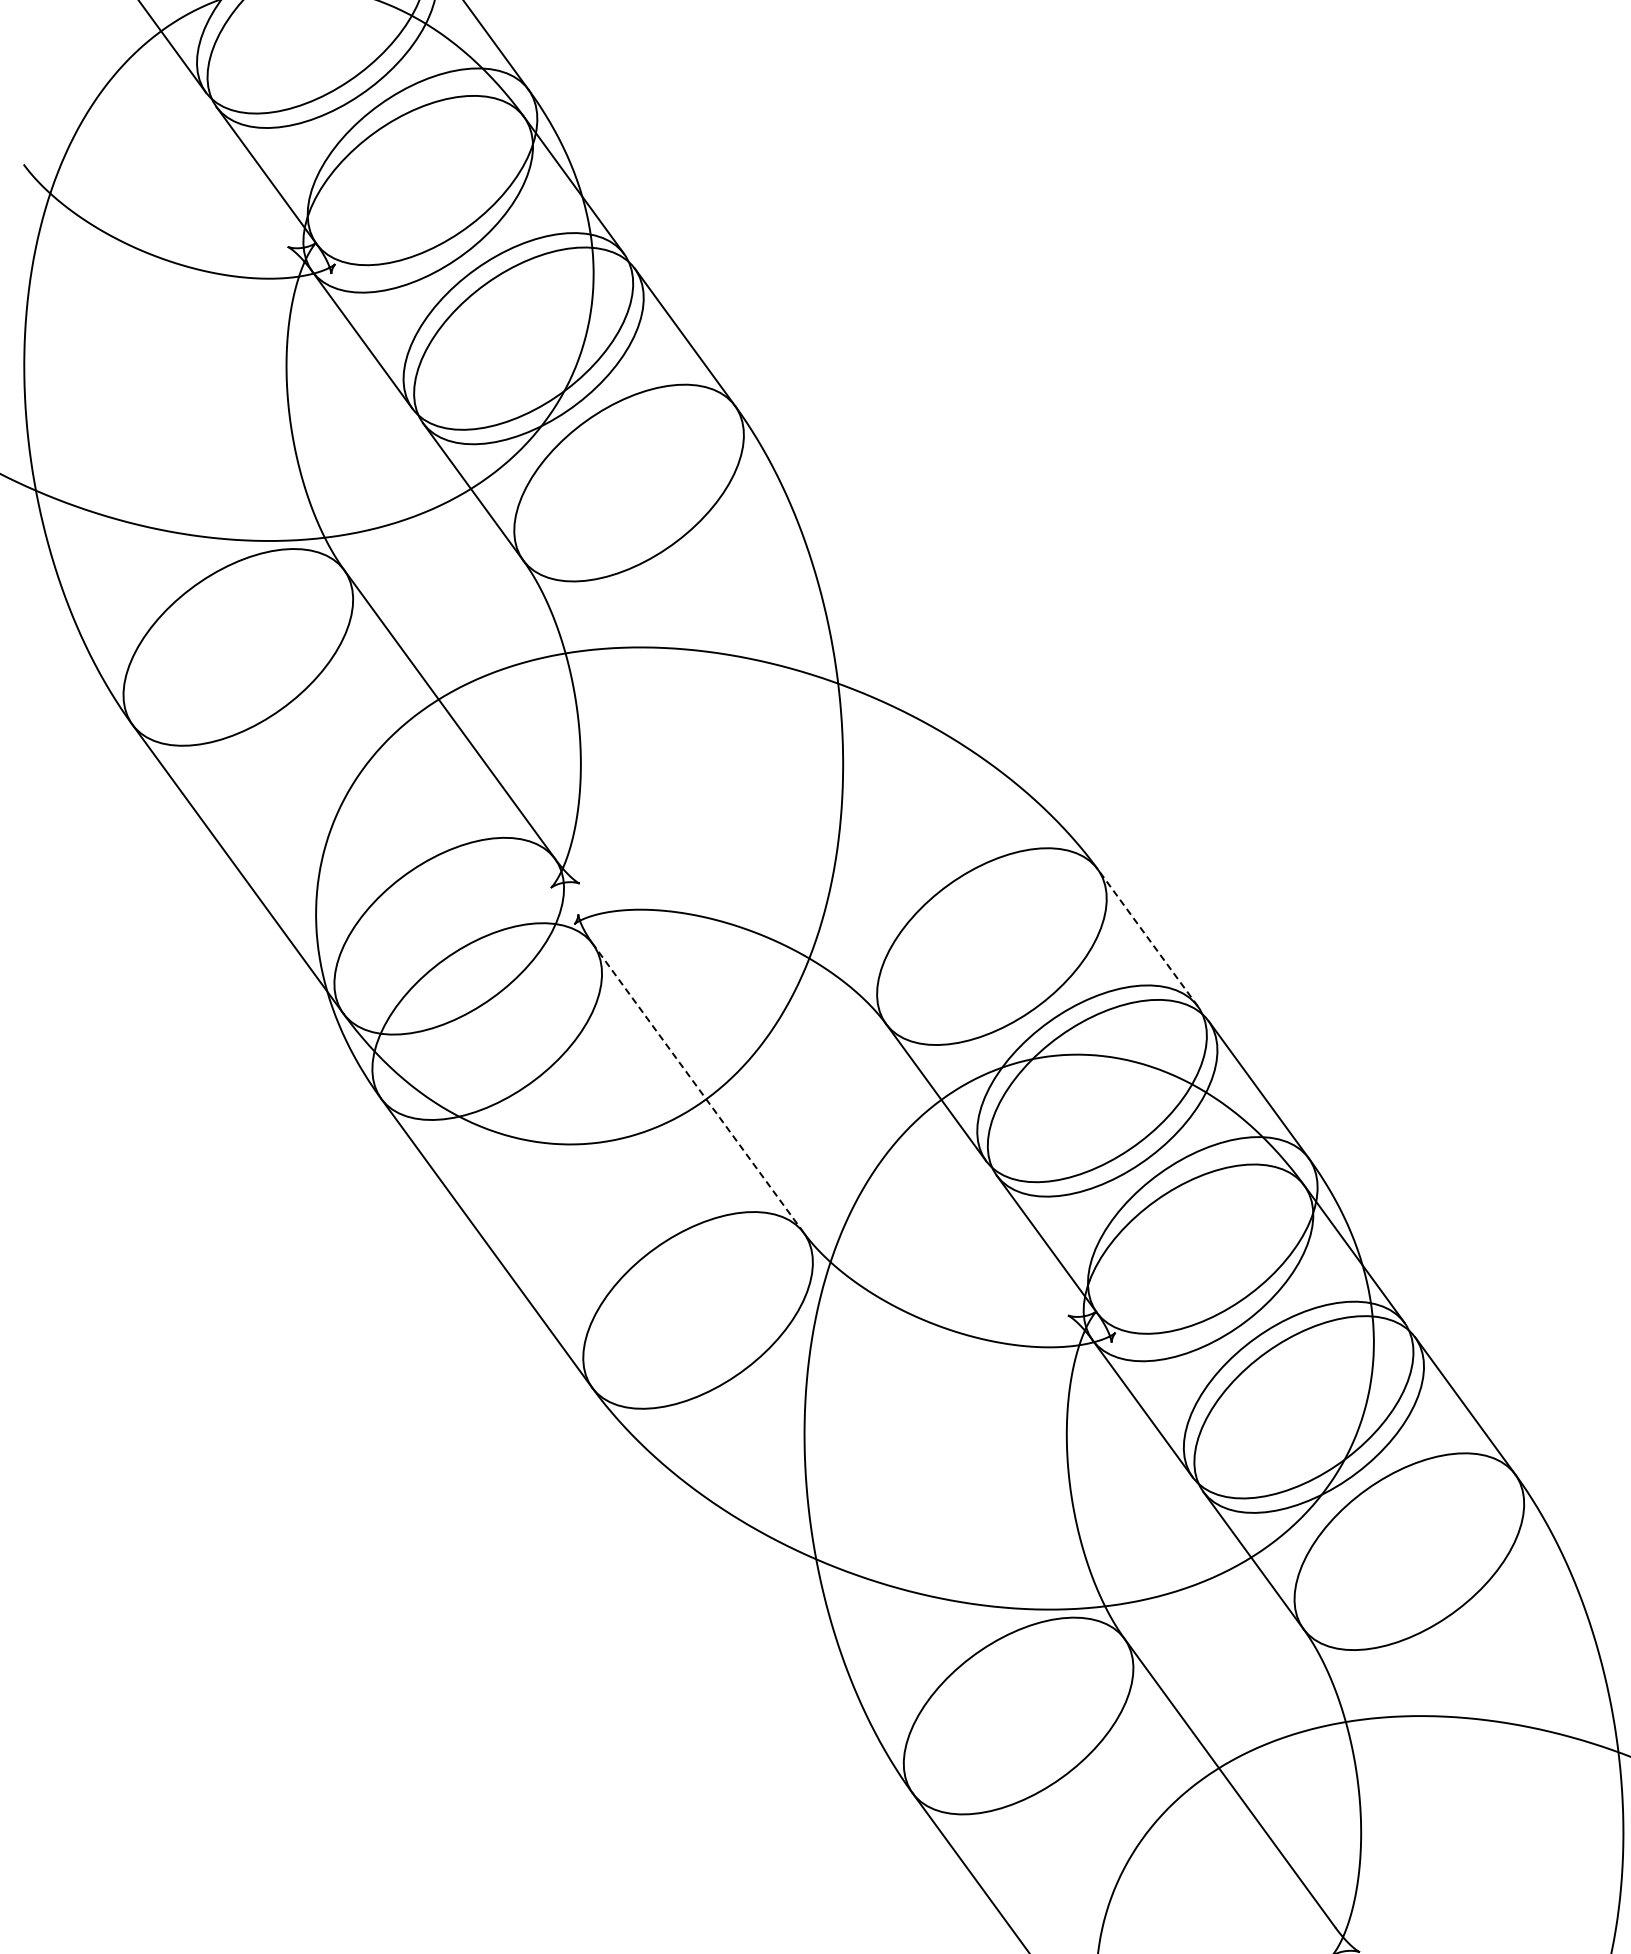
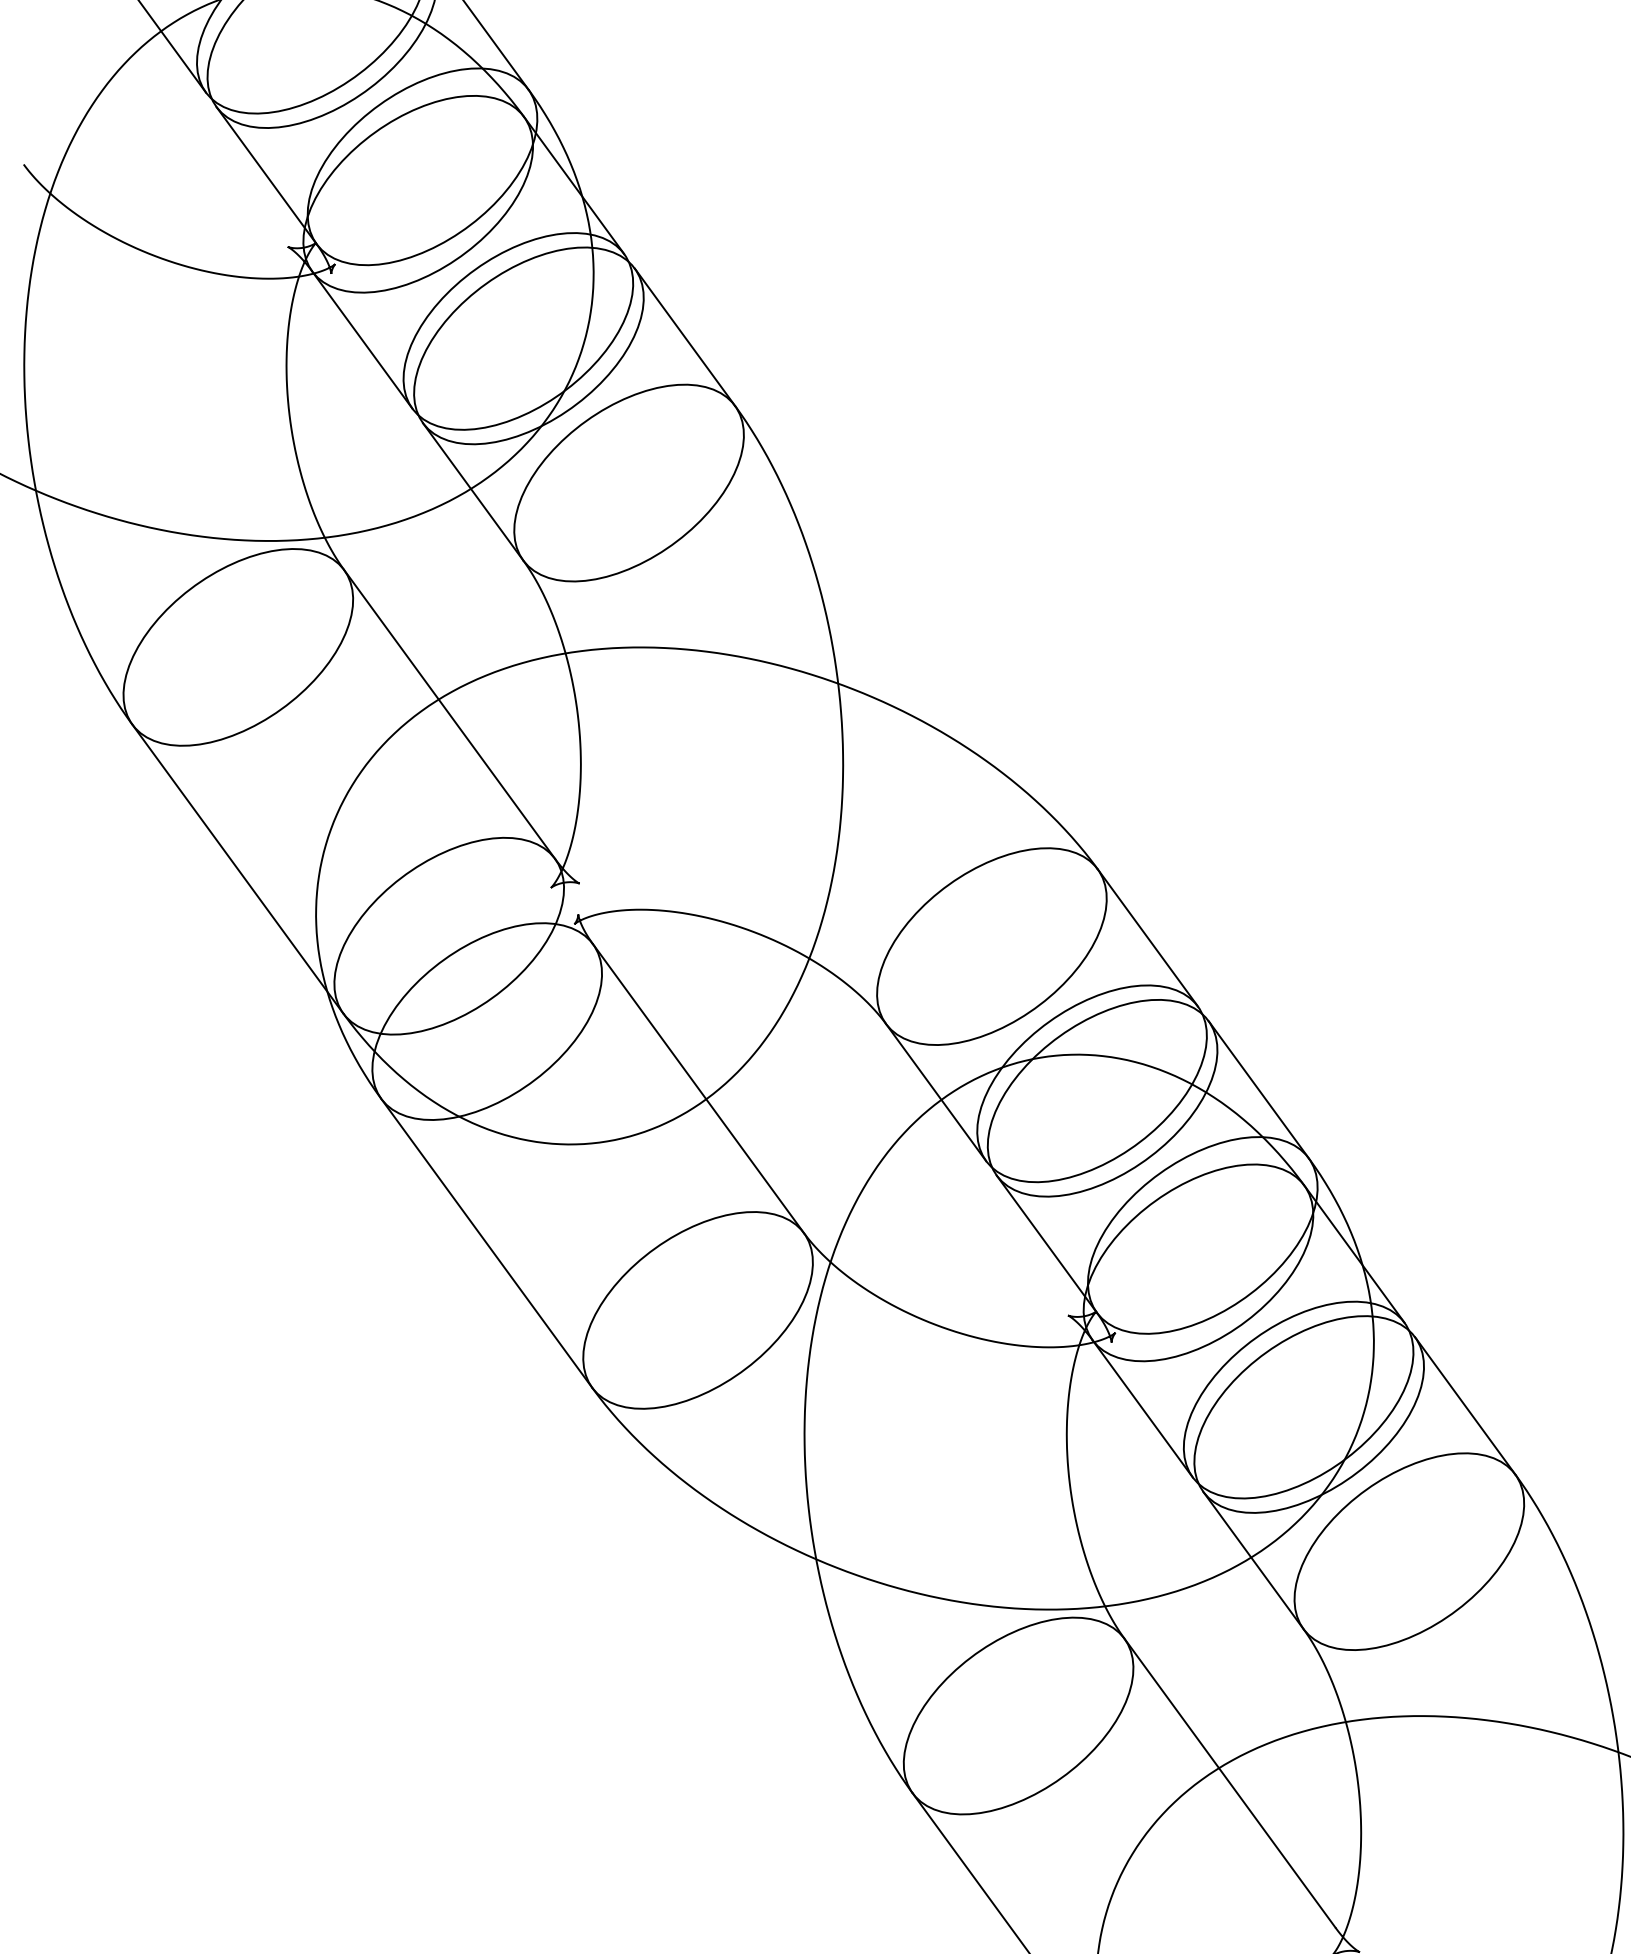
line: dashed -> solid (1147, 937)
line: dashed -> solid (698, 1088)
